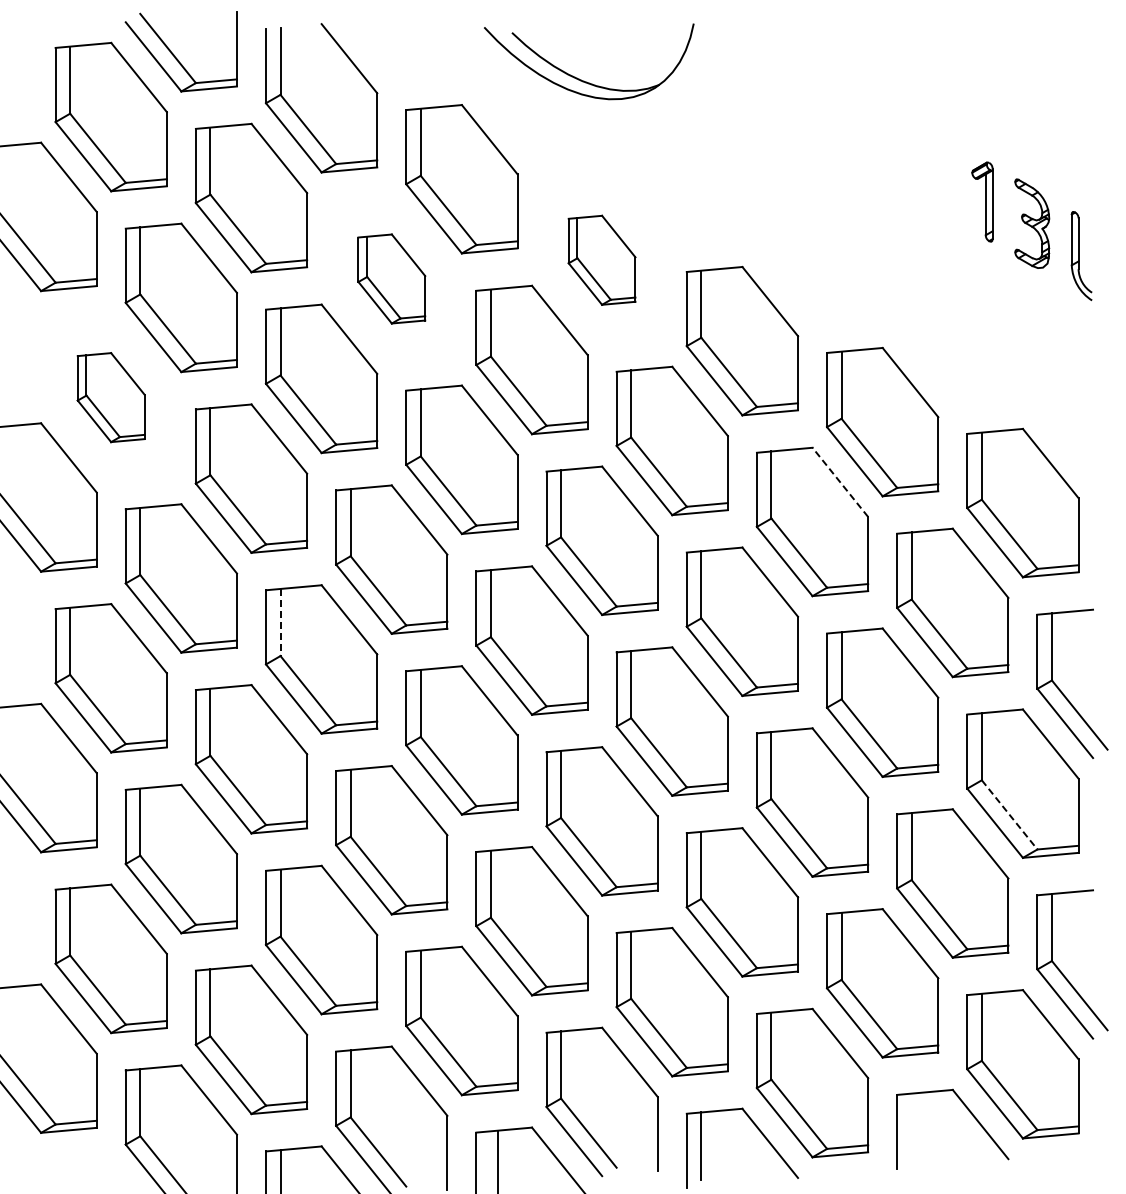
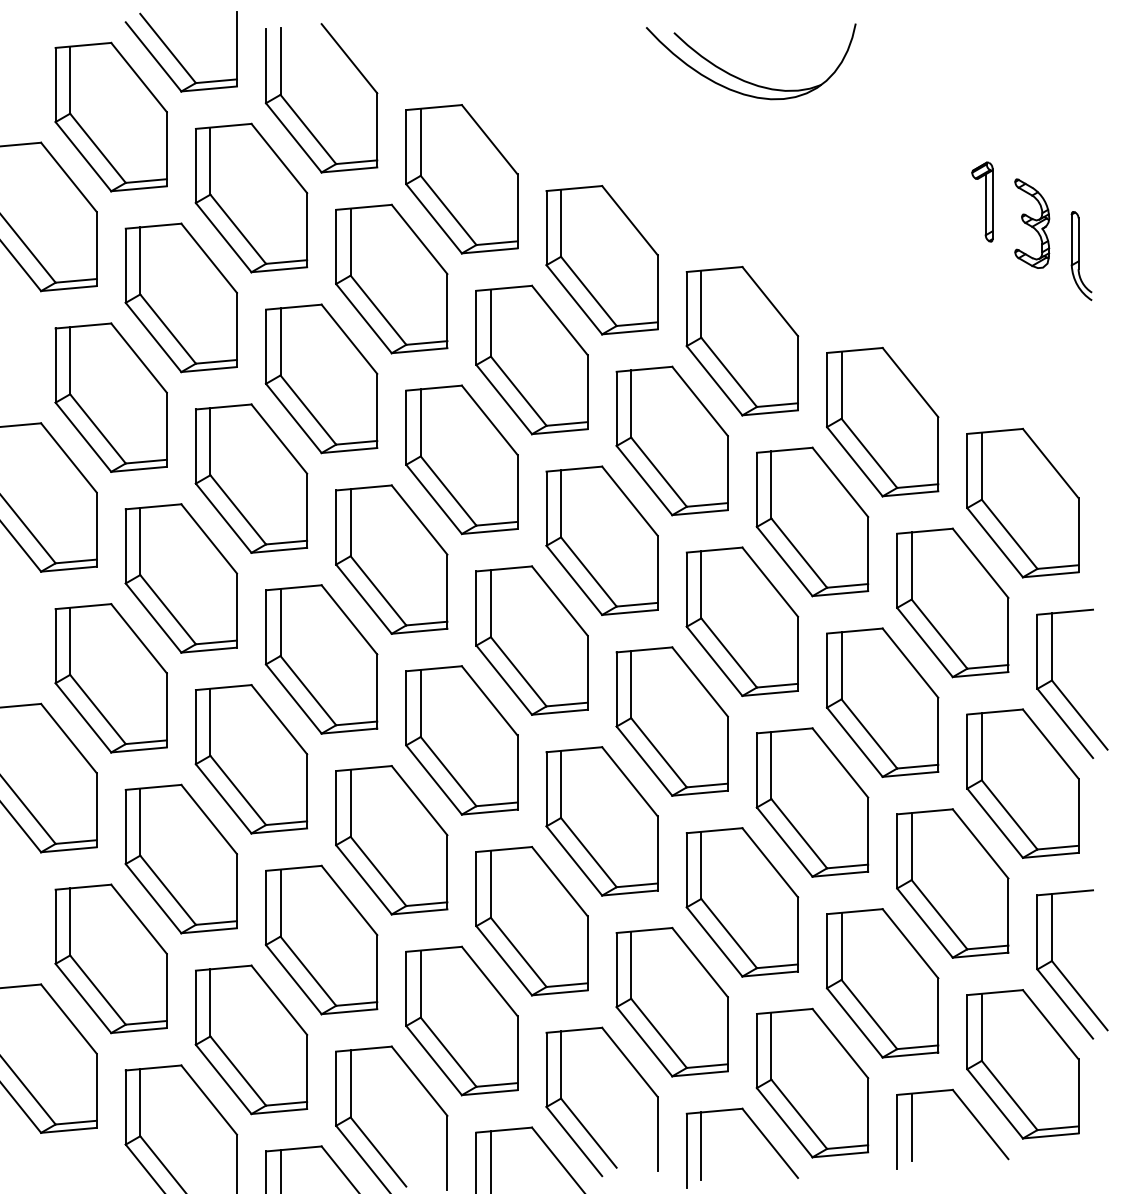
part position: (584, 80) -> (746, 80) (746, 80)
part size: 70x92 px -> 114x151 px (601, 260)
part size: 70x92 px -> 114x152 px (391, 278)
part size: 70x92 px -> 114x151 px (110, 397)
line: dashed -> solid (840, 481)
line: dashed -> solid (280, 622)
line: dashed -> solid (1009, 815)
line: none -> present (911, 1126)
line position: (497, 1160) -> (490, 1160) (490, 1160)
